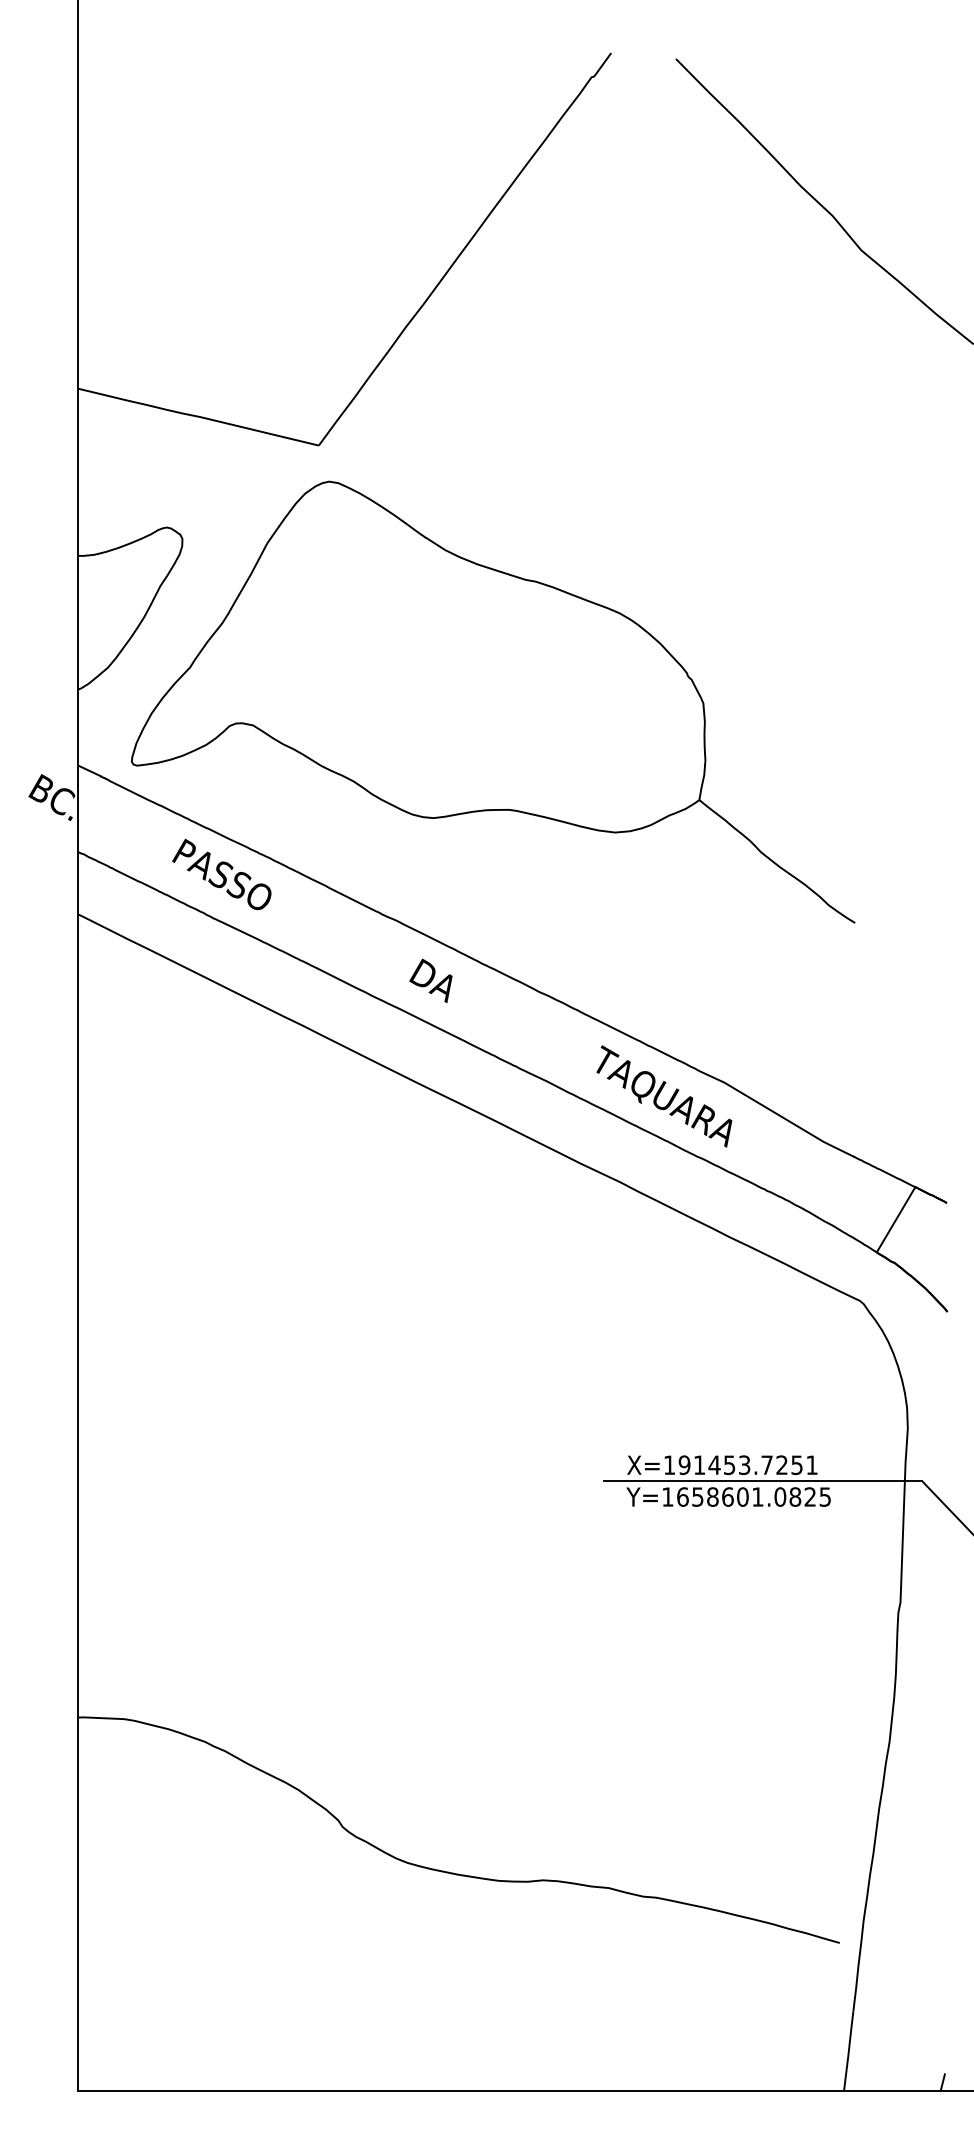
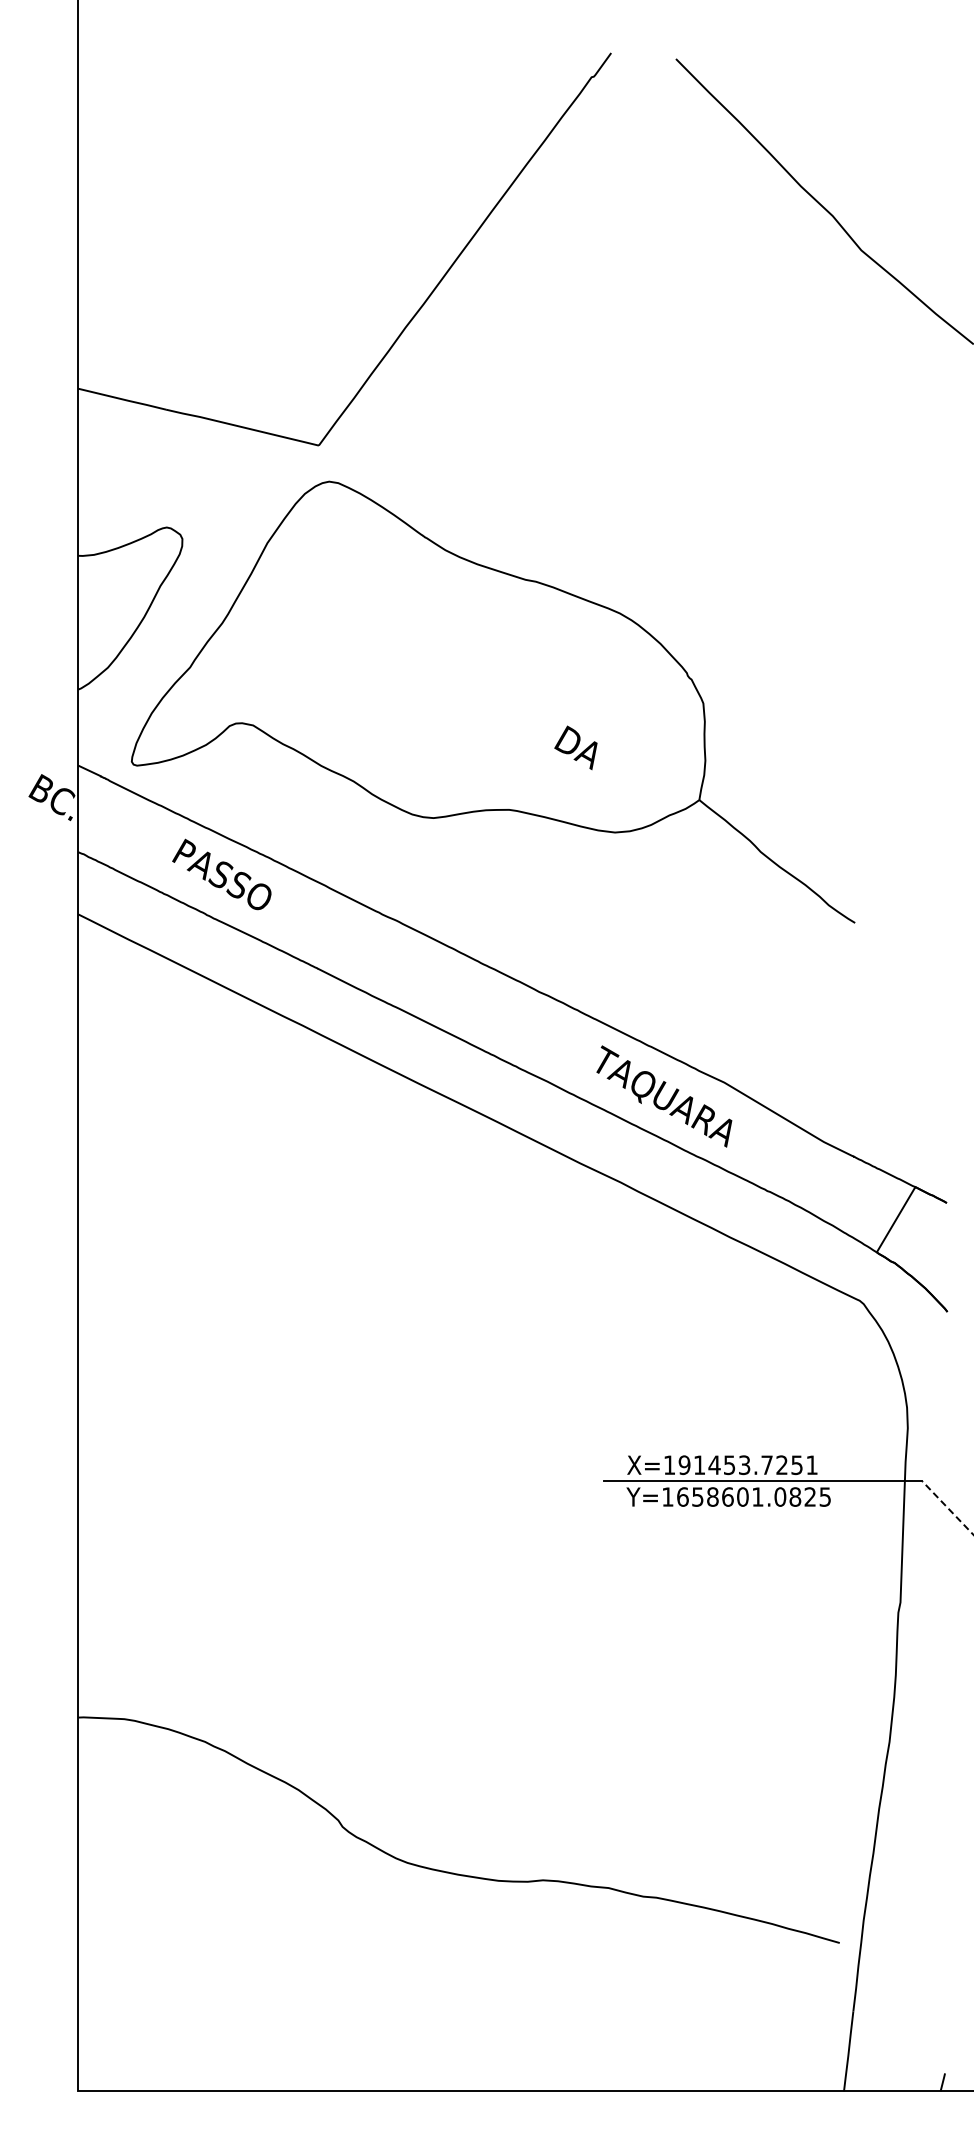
text position: (430, 980) -> (575, 747) (575, 747)
line: solid -> dashed (947, 1508)
